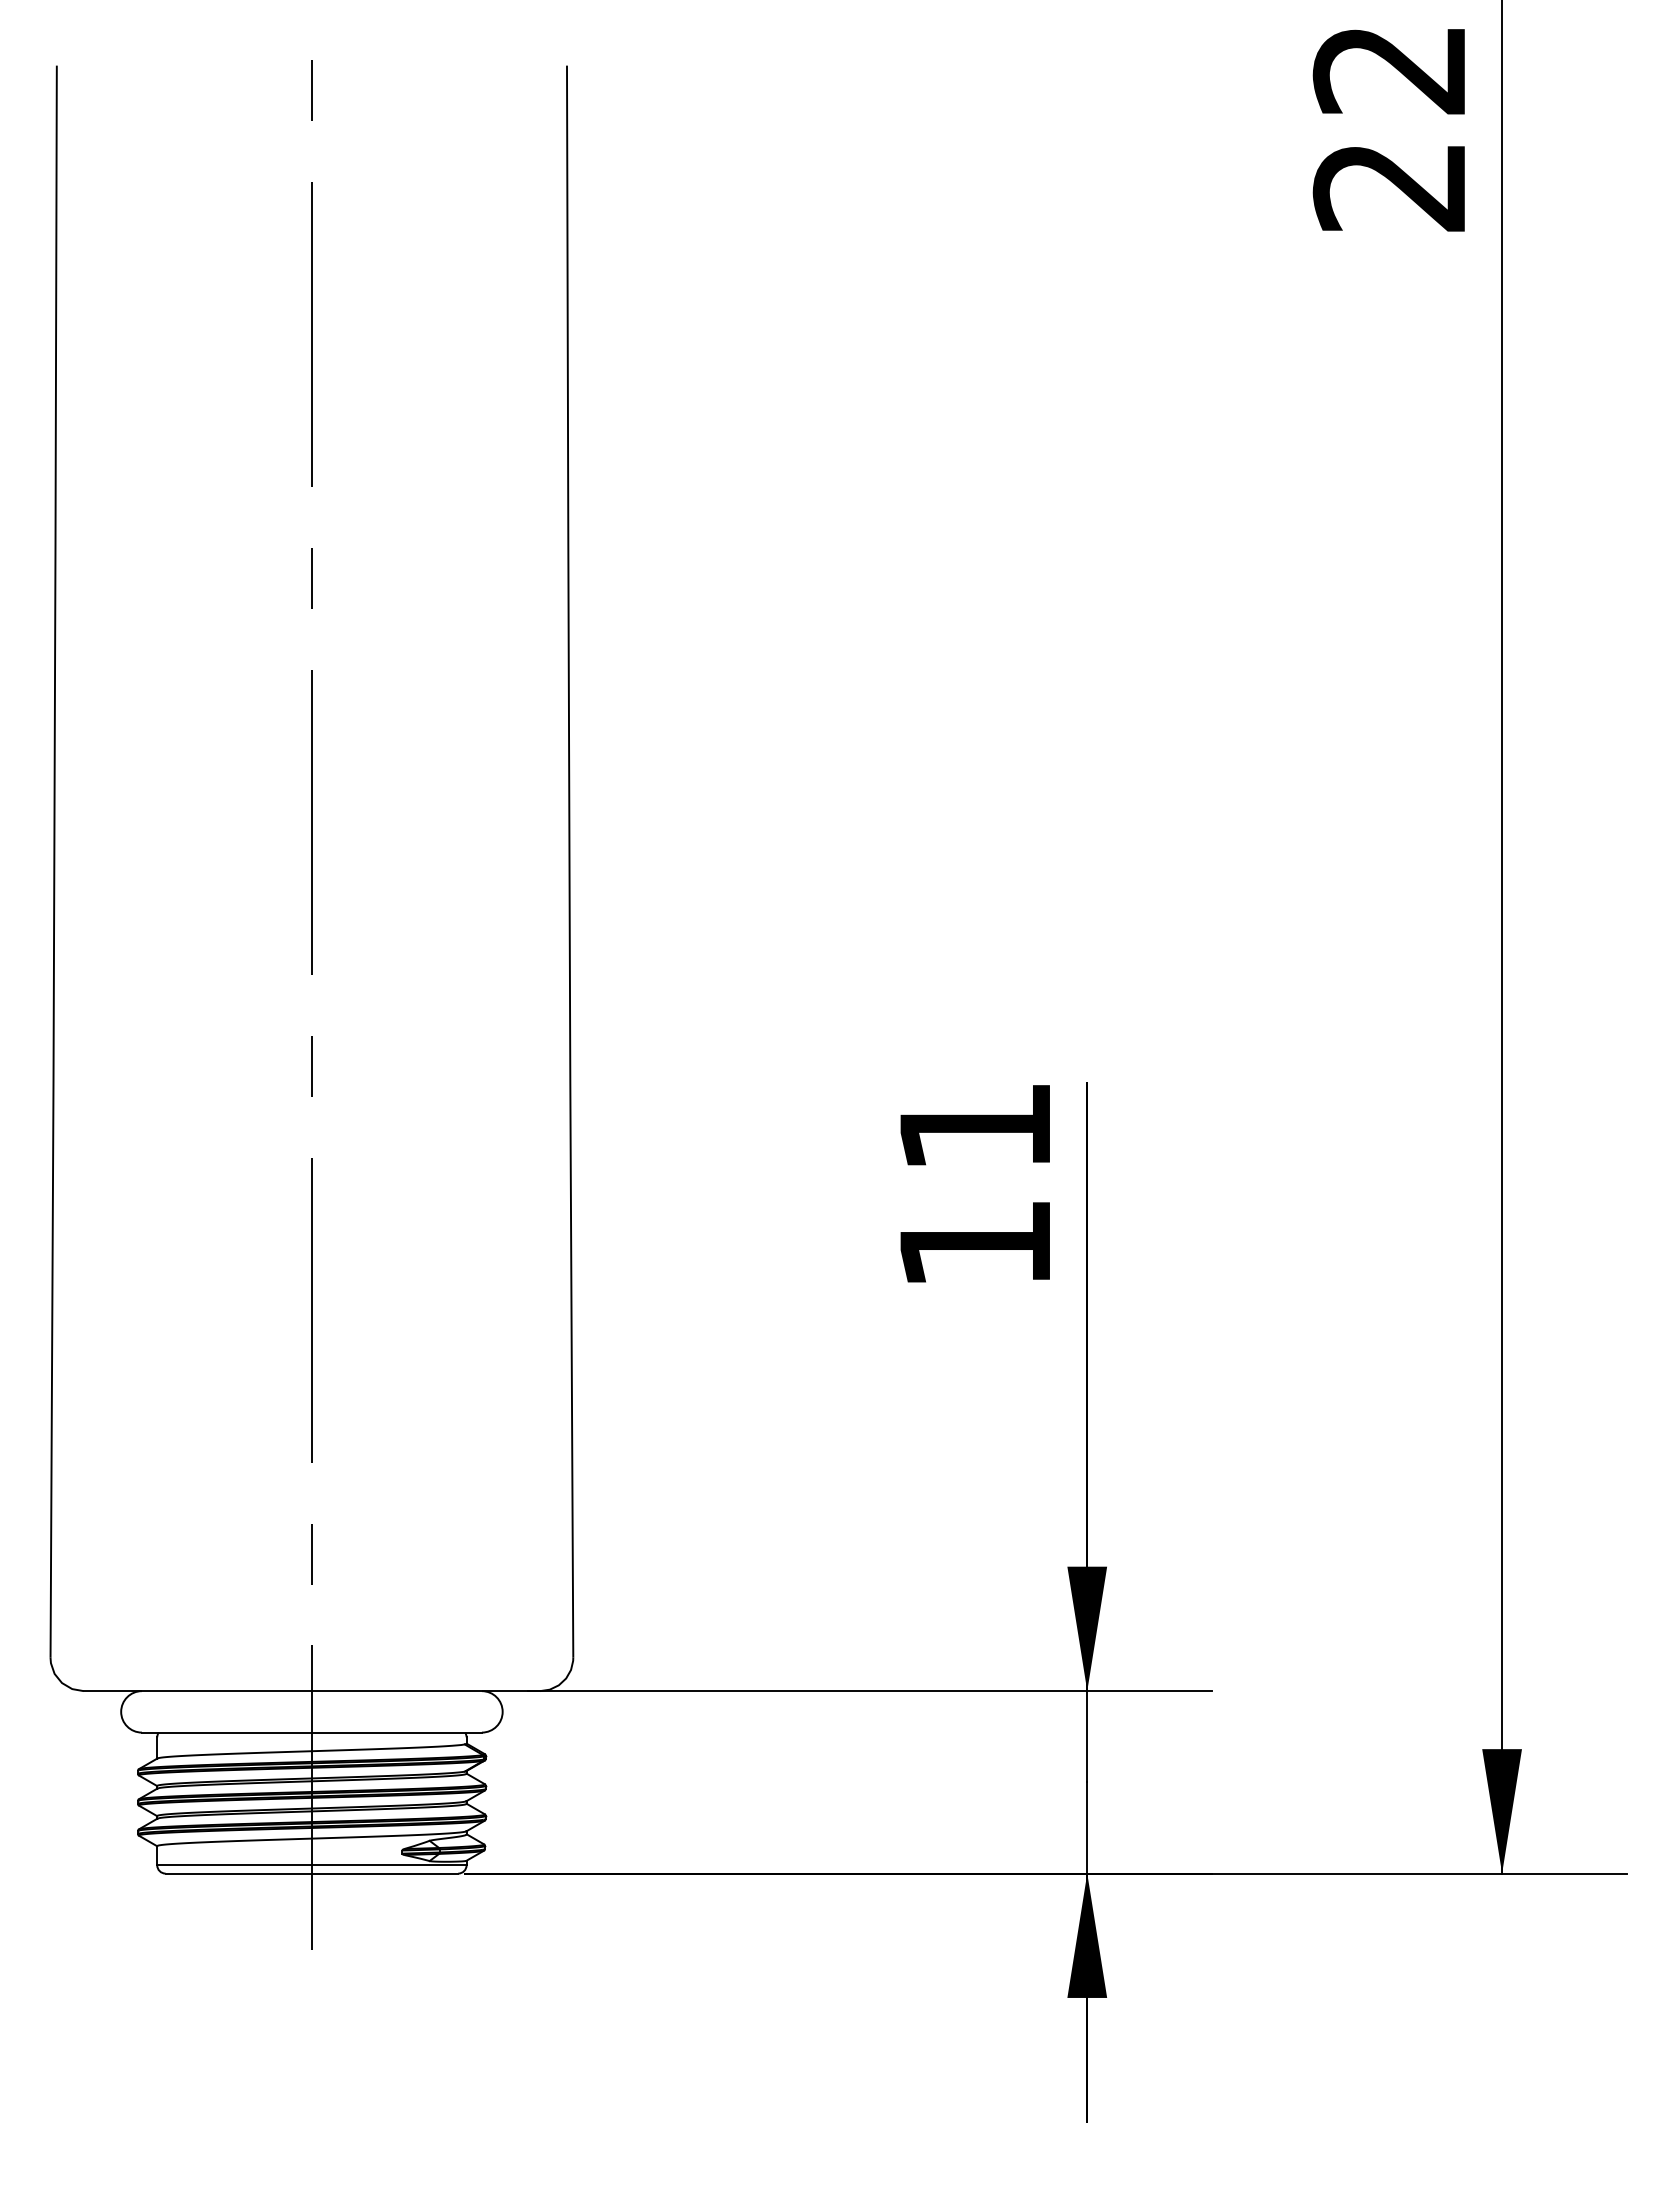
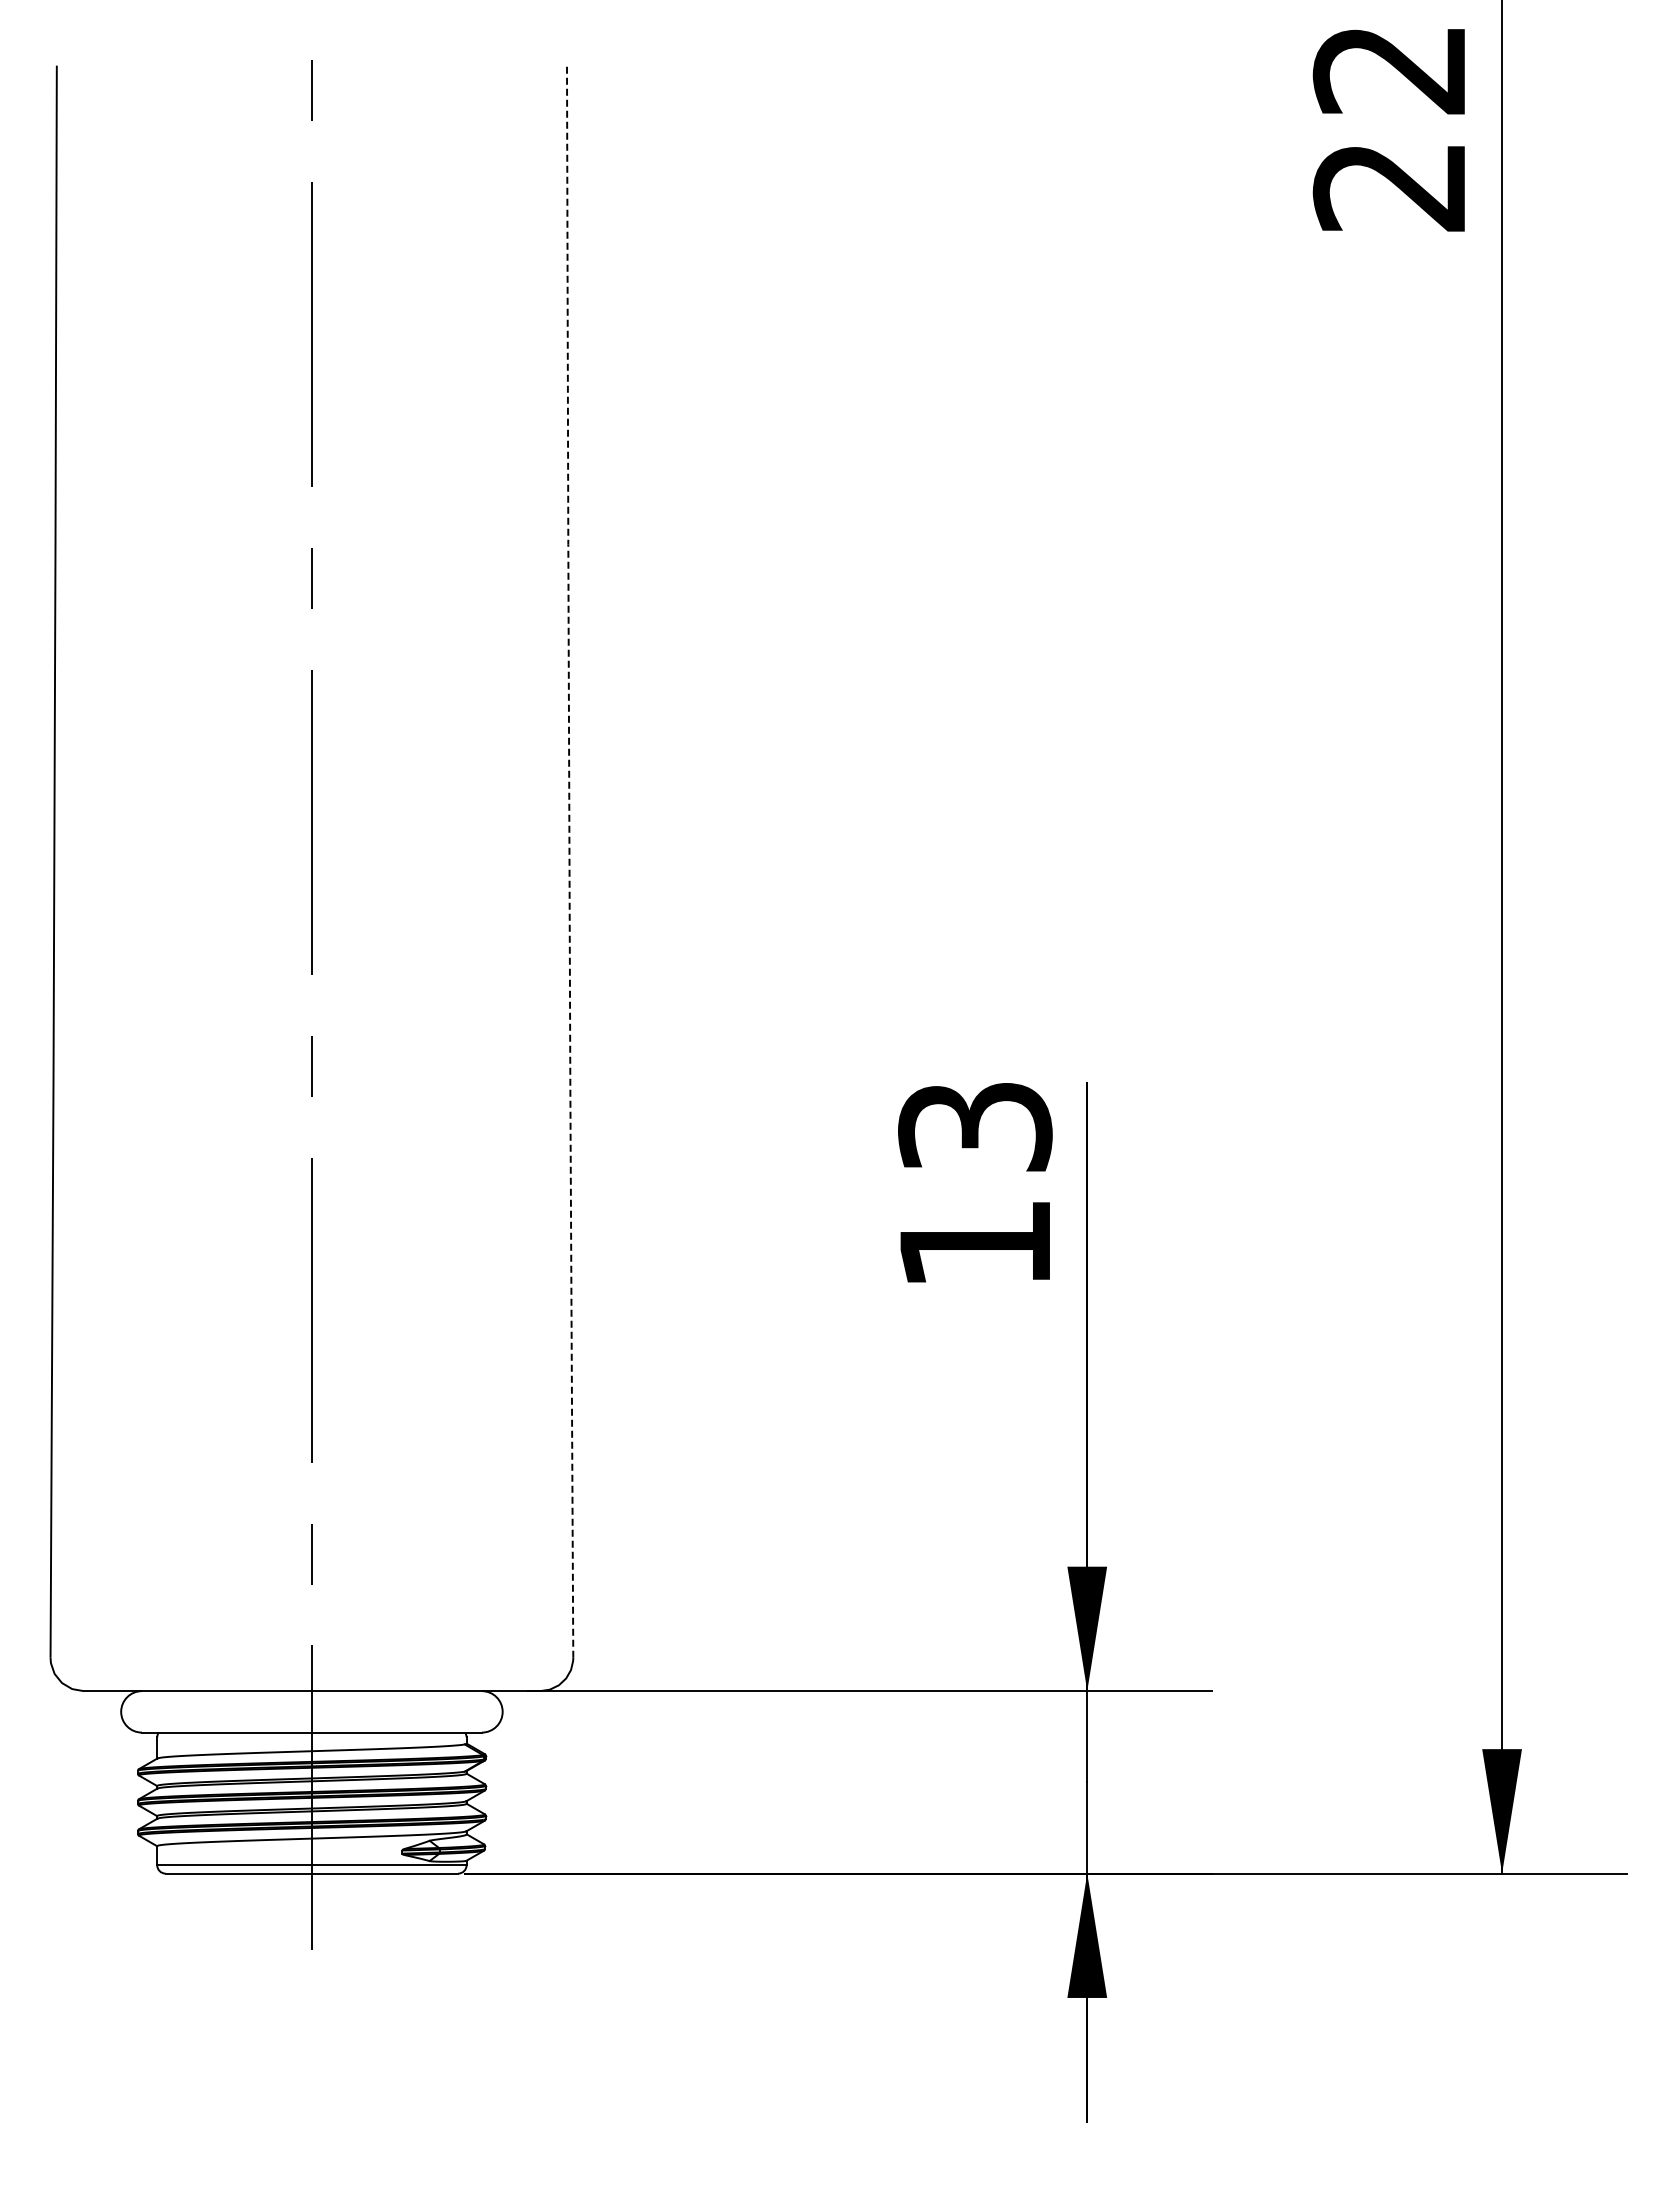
line: solid -> dashed (569, 861)
text: 11 -> 13 (975, 1127)
